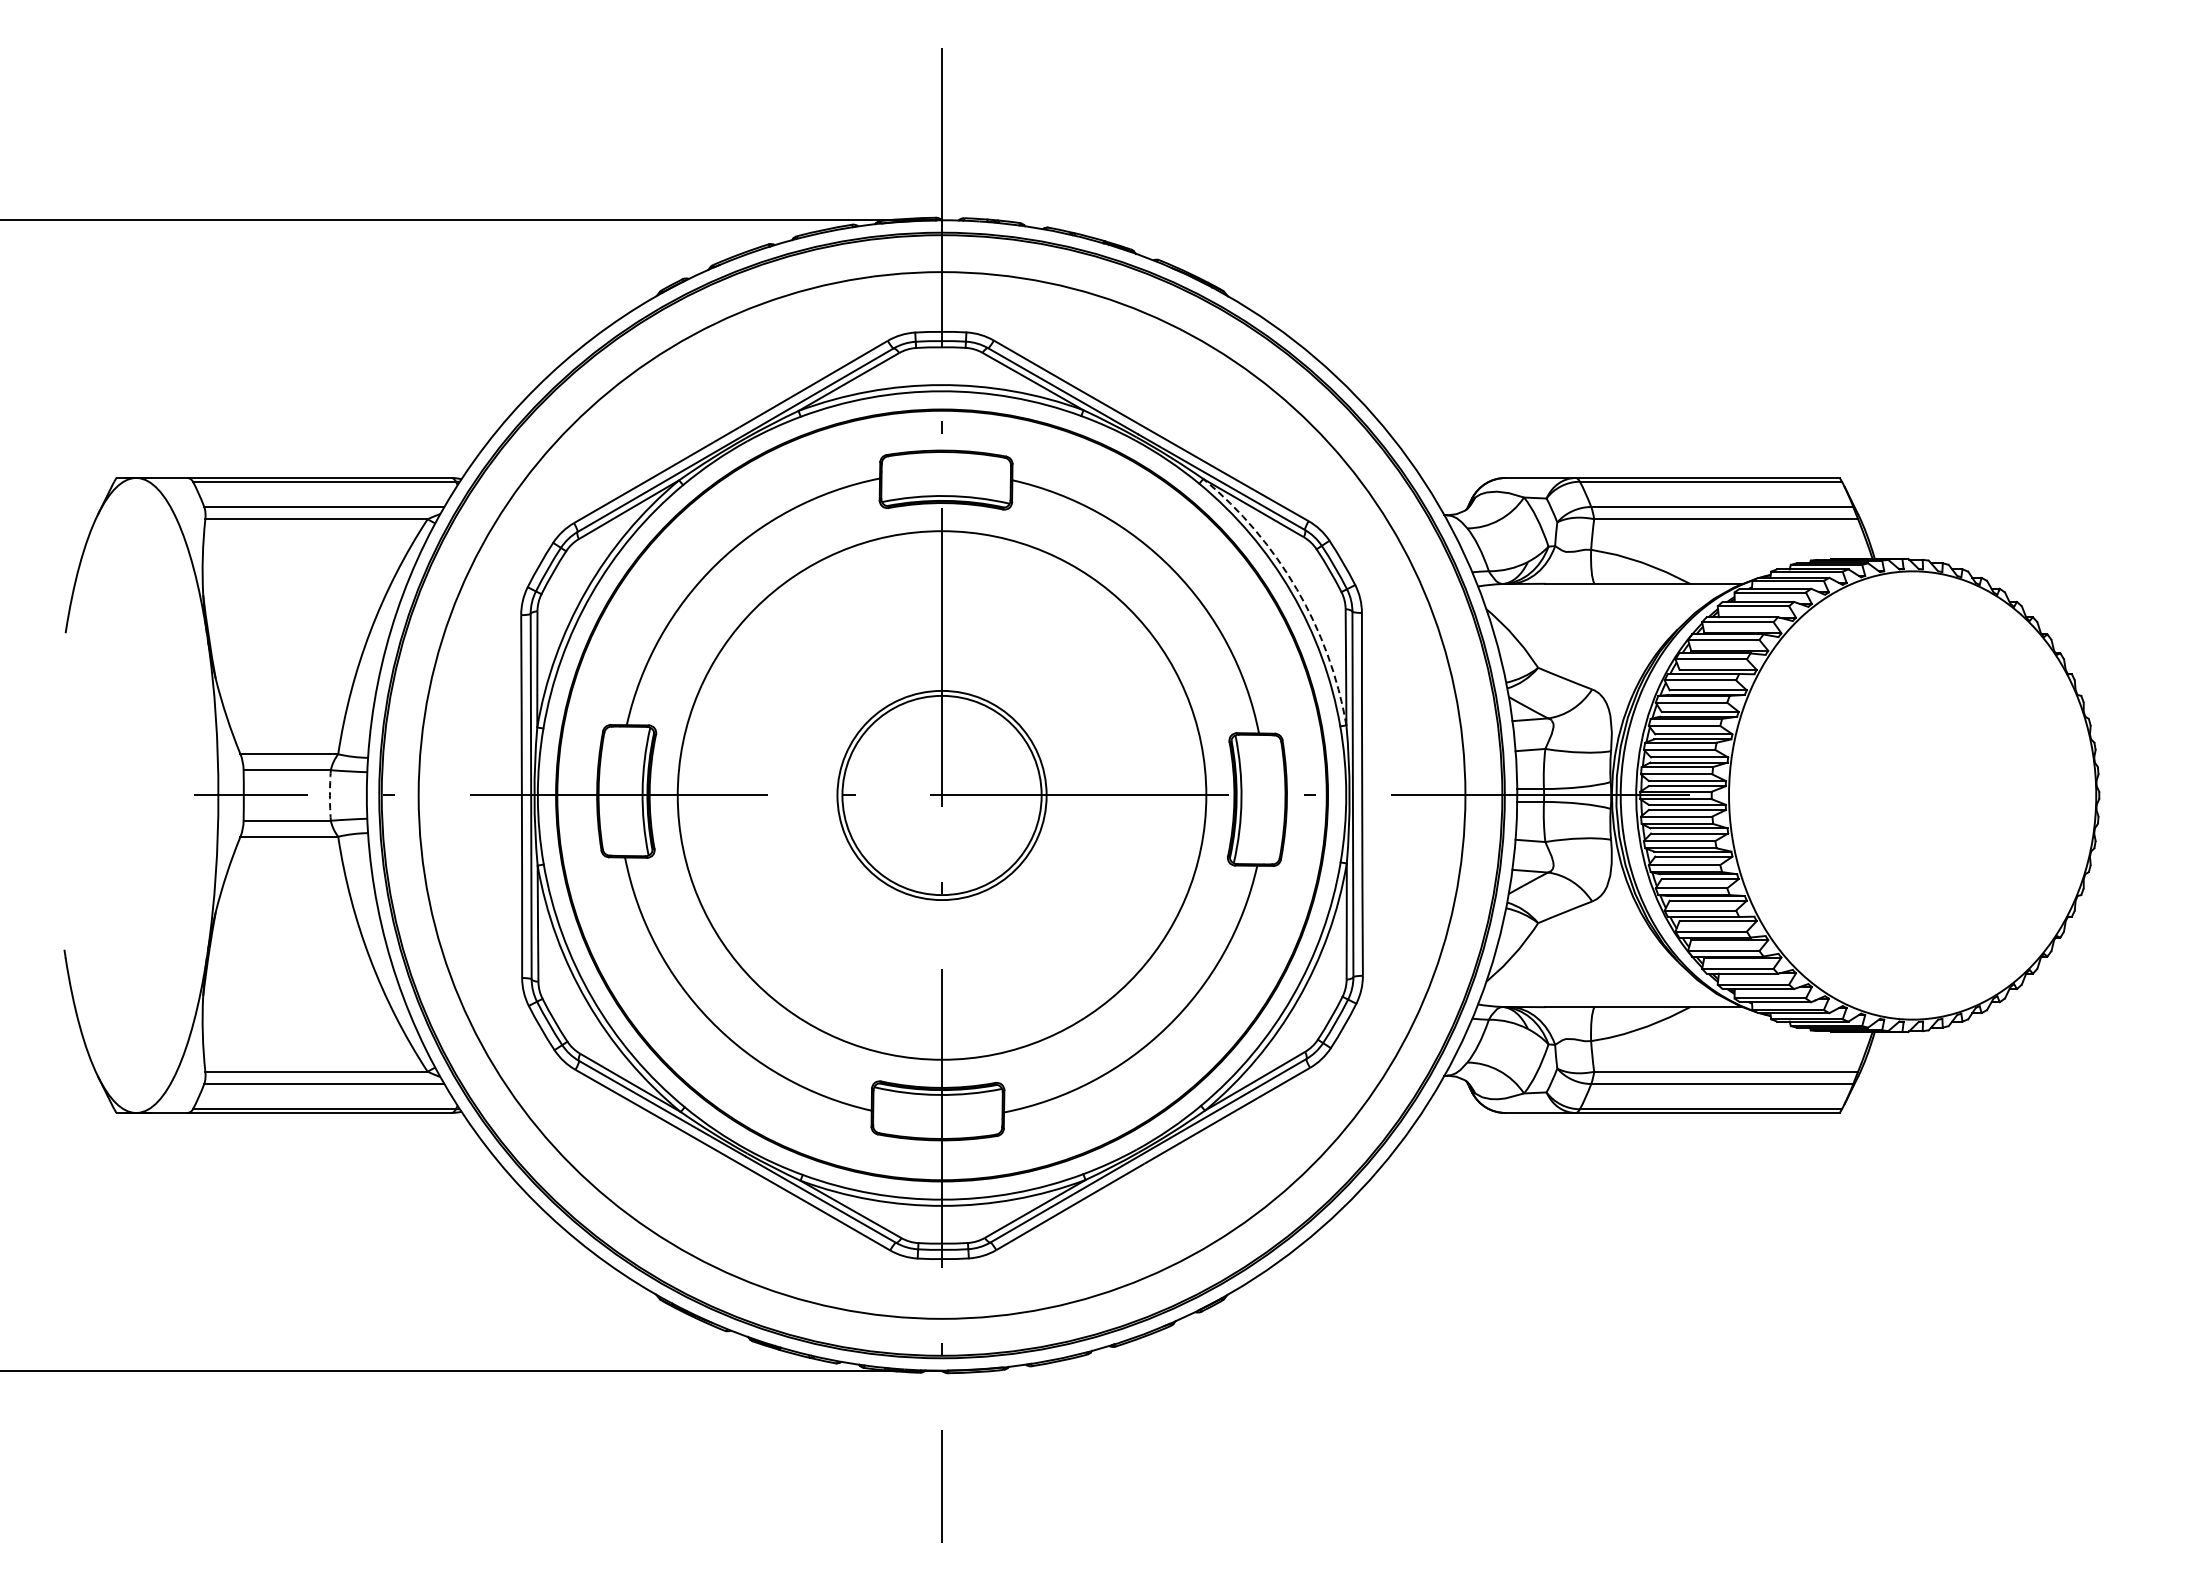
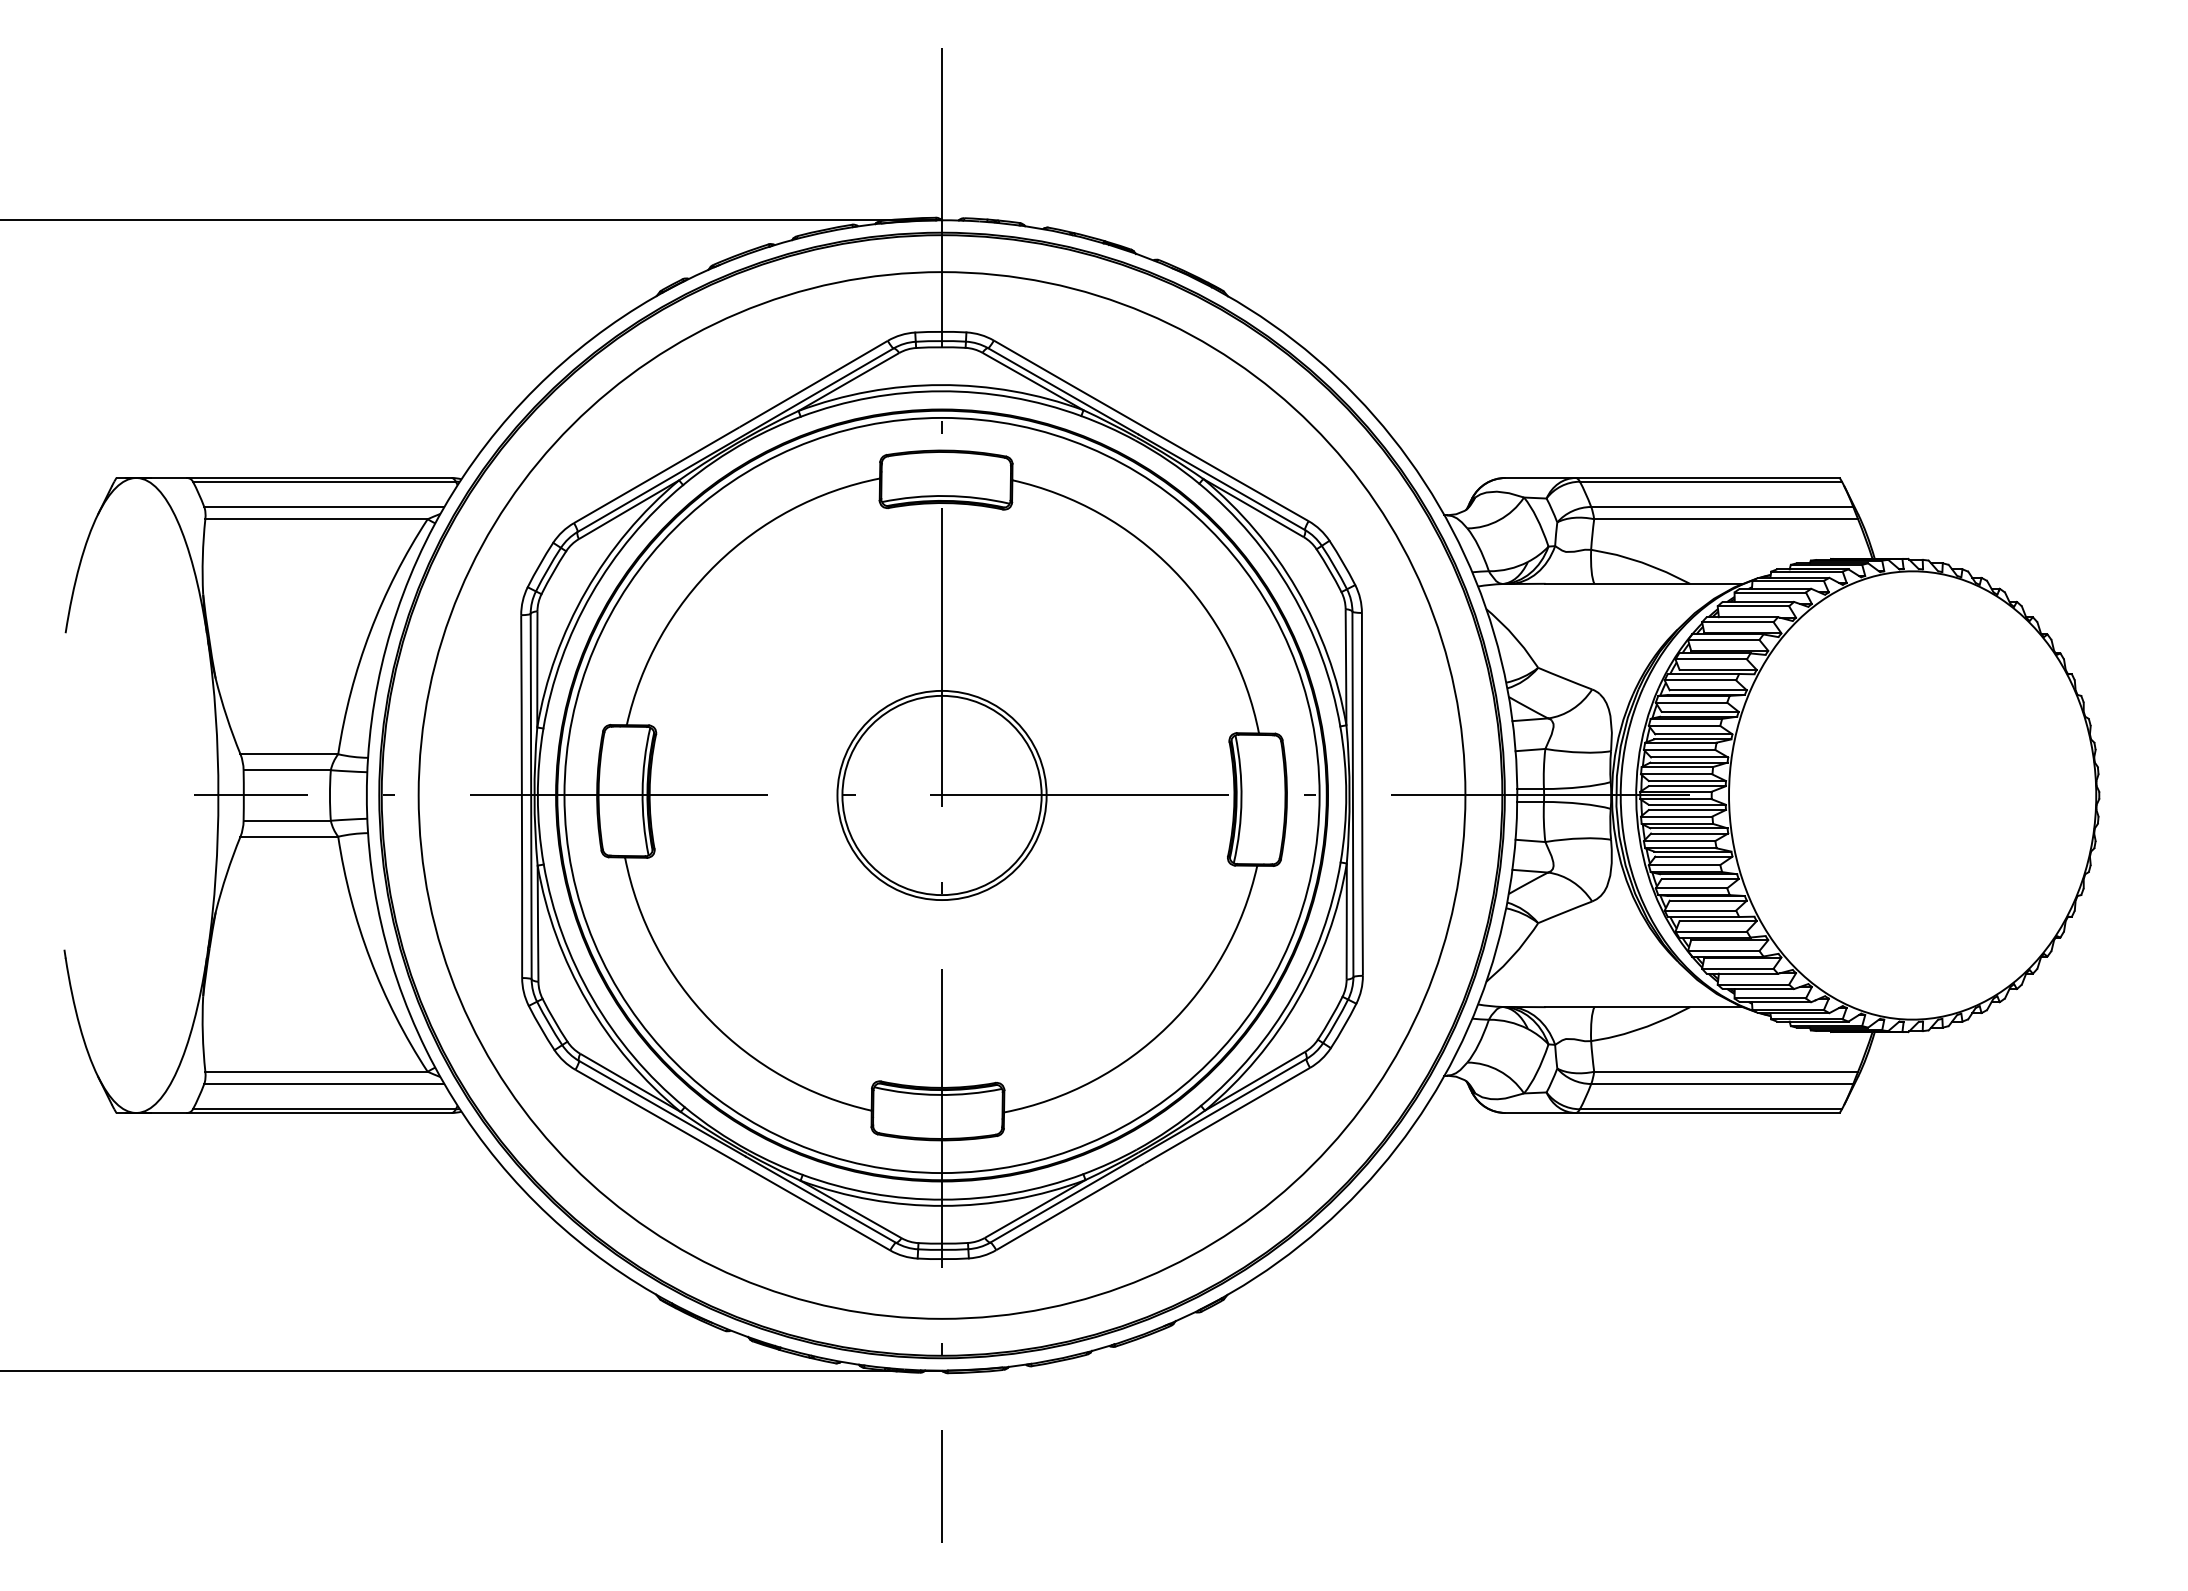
arc: dashed -> solid (1296, 589)
arc: dashed -> solid (329, 795)
circle diameter: 529 px -> 755 px (941, 795)
